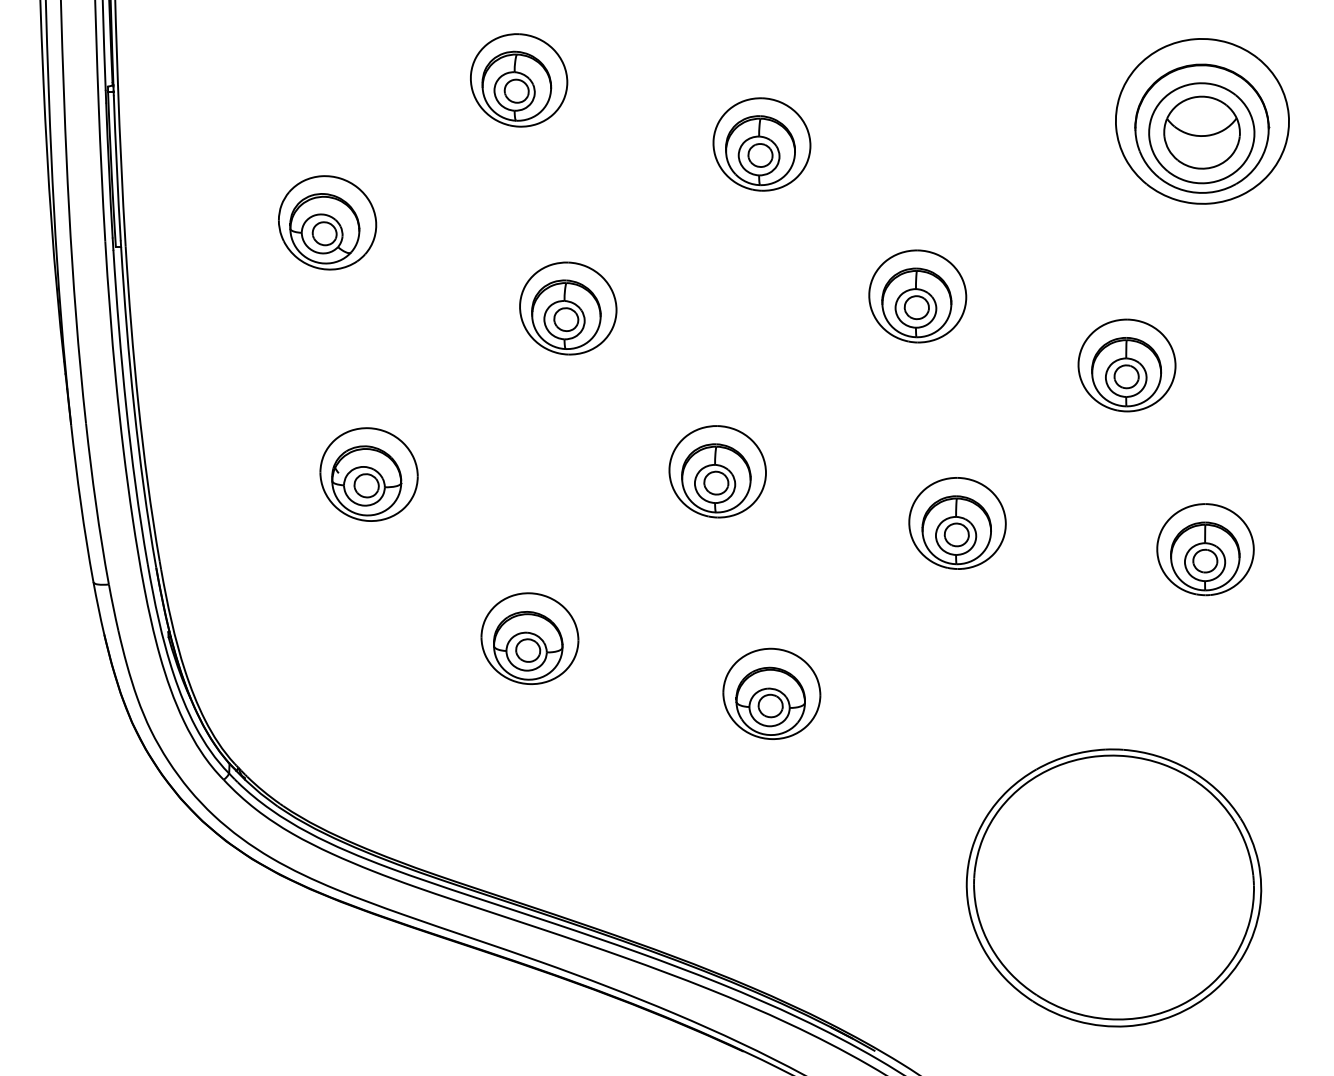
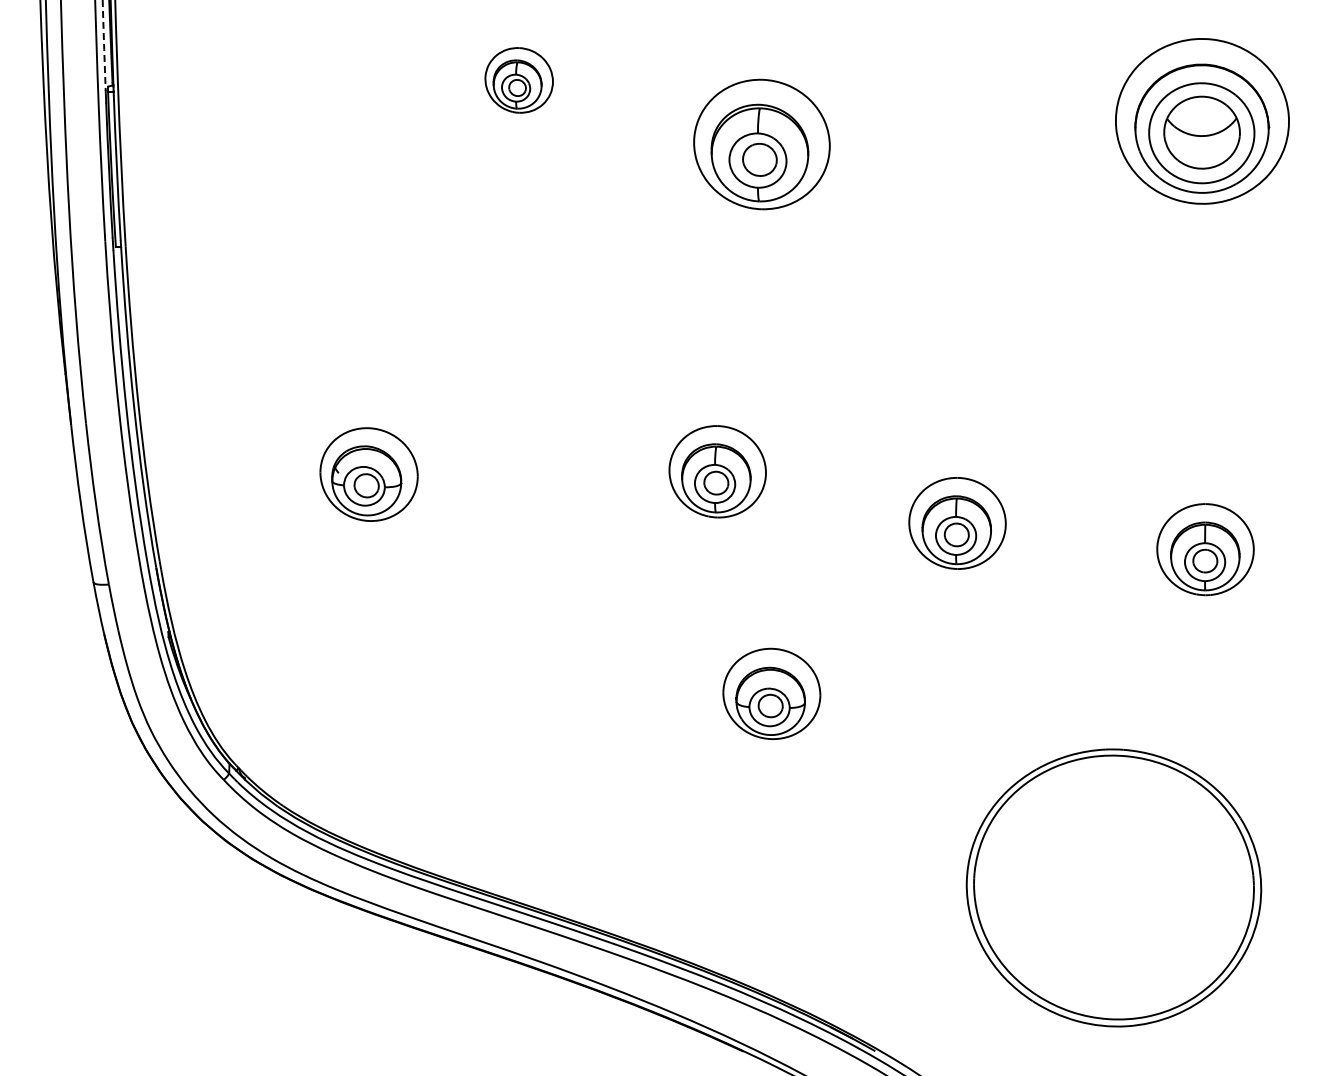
arc: solid -> dashed (104, 45)
part size: 99x95 px -> 70x67 px (518, 80)
part size: 100x95 px -> 138x133 px (761, 144)
part: present -> none (327, 222)
part: present -> none (917, 296)
part: present -> none (568, 308)
part: present -> none (1126, 365)
part: present -> none (529, 638)
